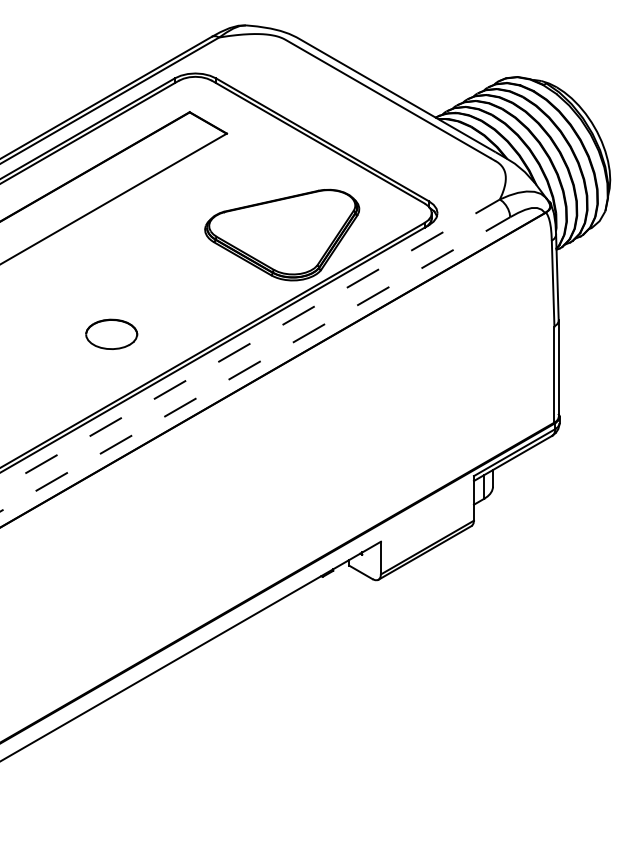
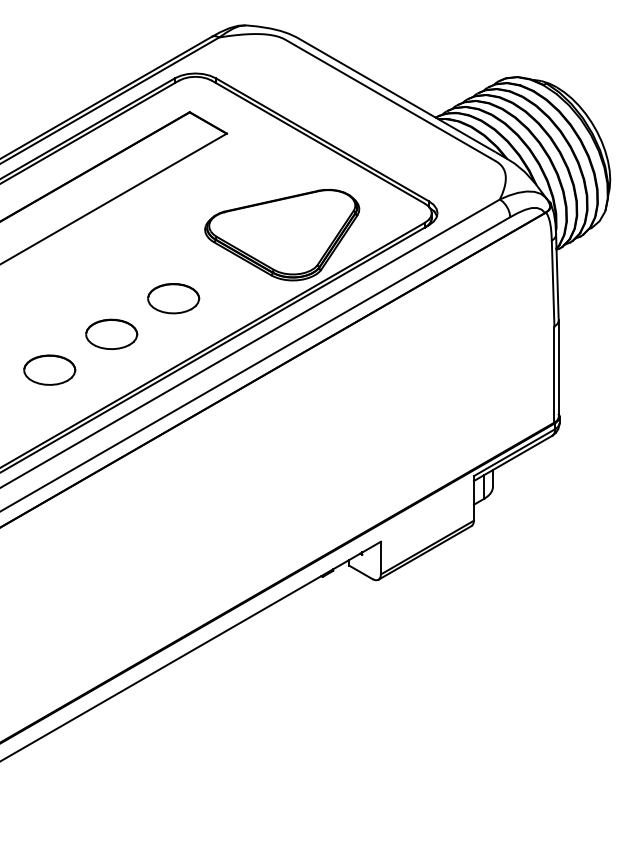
part: none -> present (173, 298)
line: dashed -> solid (250, 343)
line: dashed -> solid (255, 364)
part: none -> present (49, 369)
